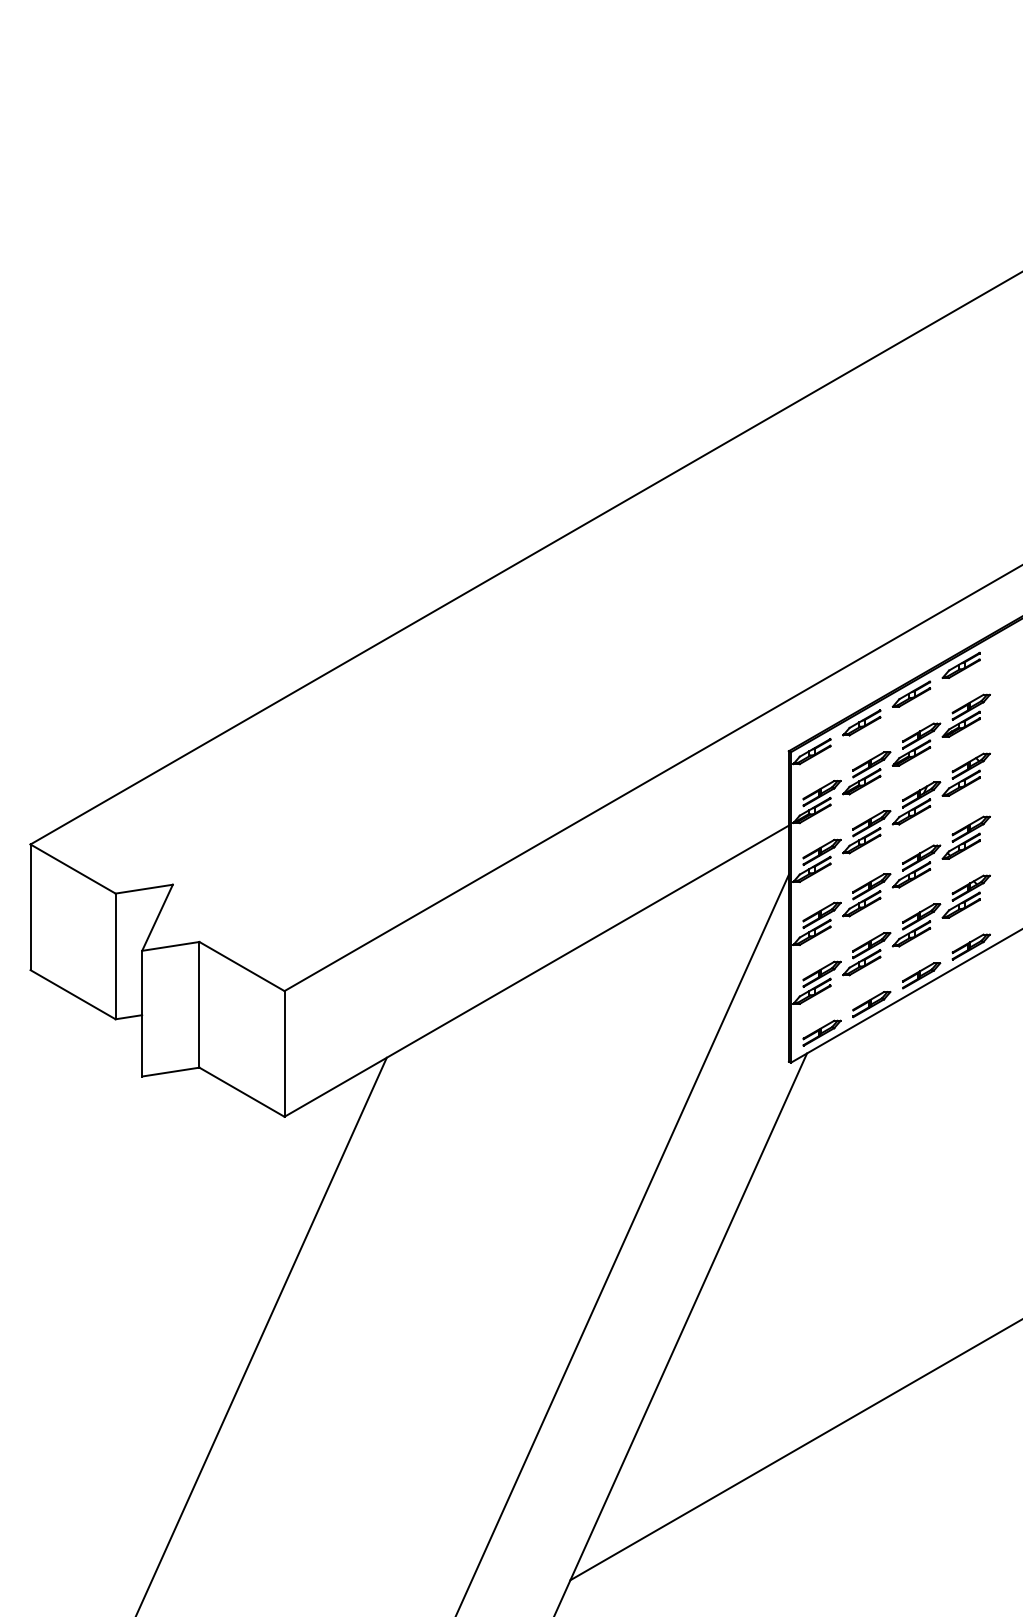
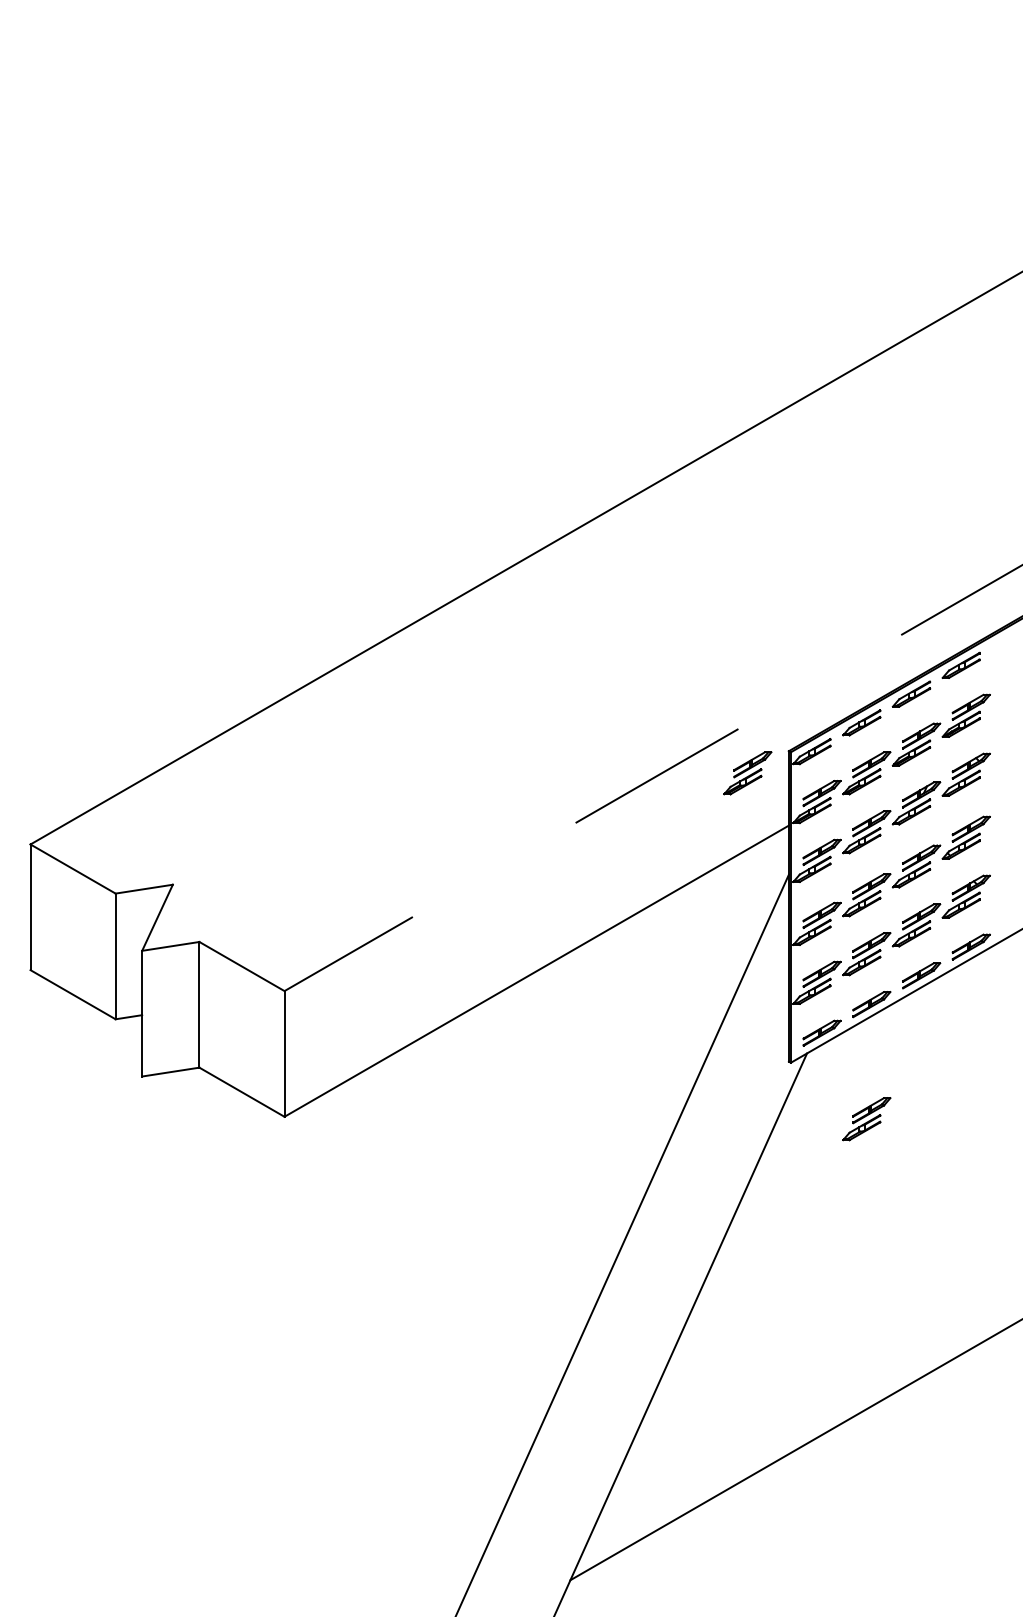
part: none -> present (747, 773)
line: solid -> dashed (653, 778)
part: none -> present (866, 1119)
line: present -> none (261, 1335)
